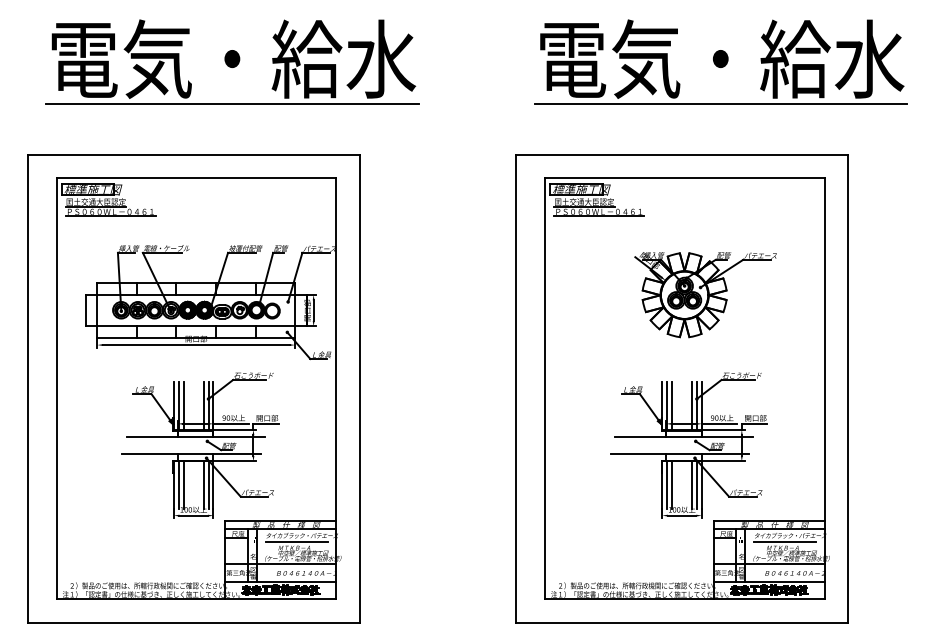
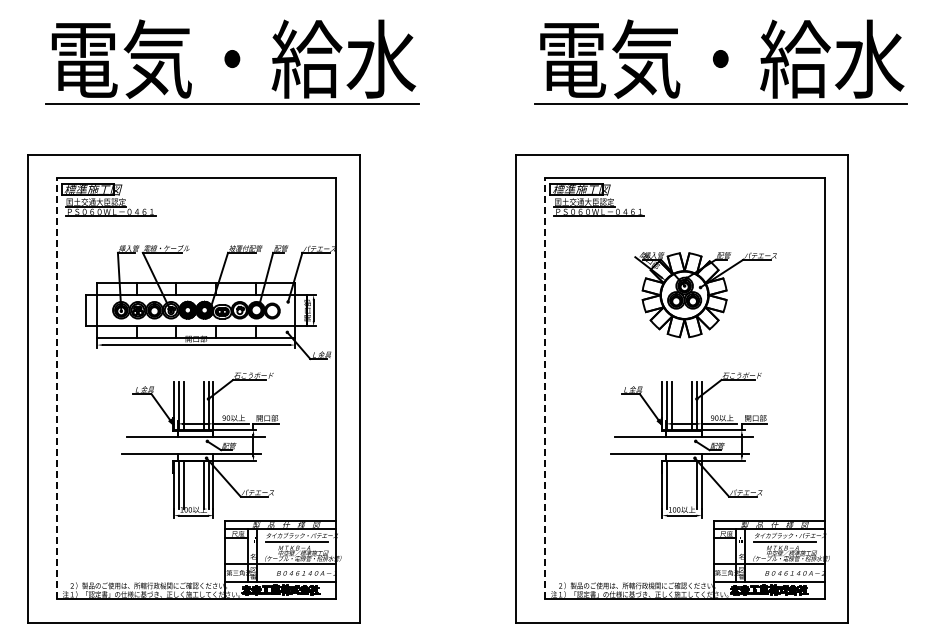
line: solid -> dashed (56, 388)
line: solid -> dashed (544, 388)
line: present -> none (672, 484)
line: present -> none (691, 484)
